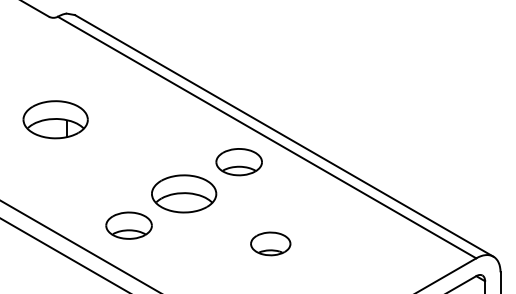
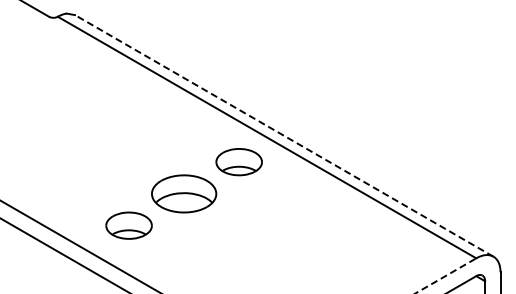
part: present -> none (55, 119)
line: solid -> dashed (284, 135)
part: present -> none (270, 243)
line: solid -> dashed (445, 275)
